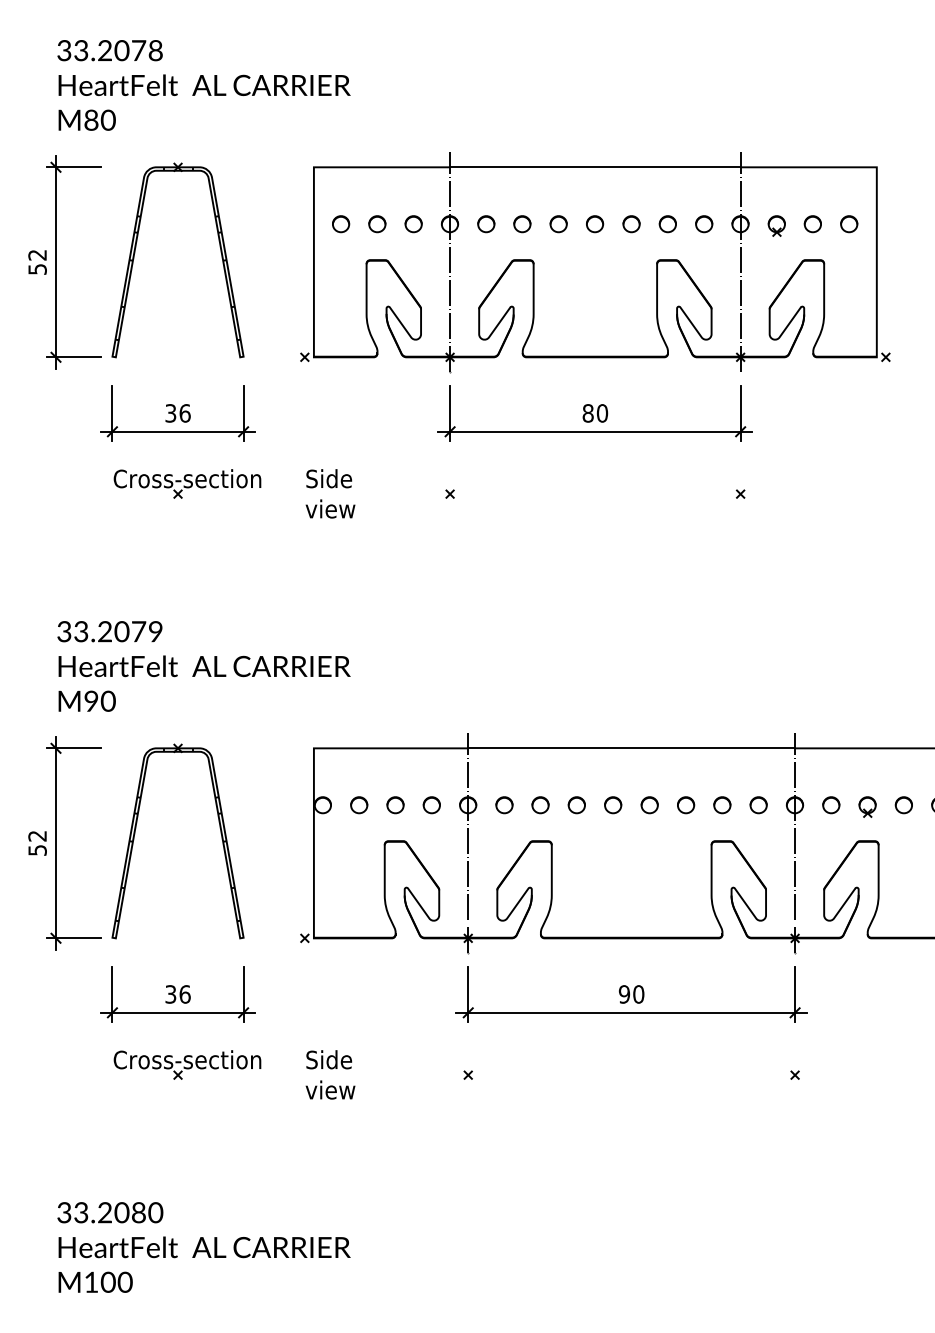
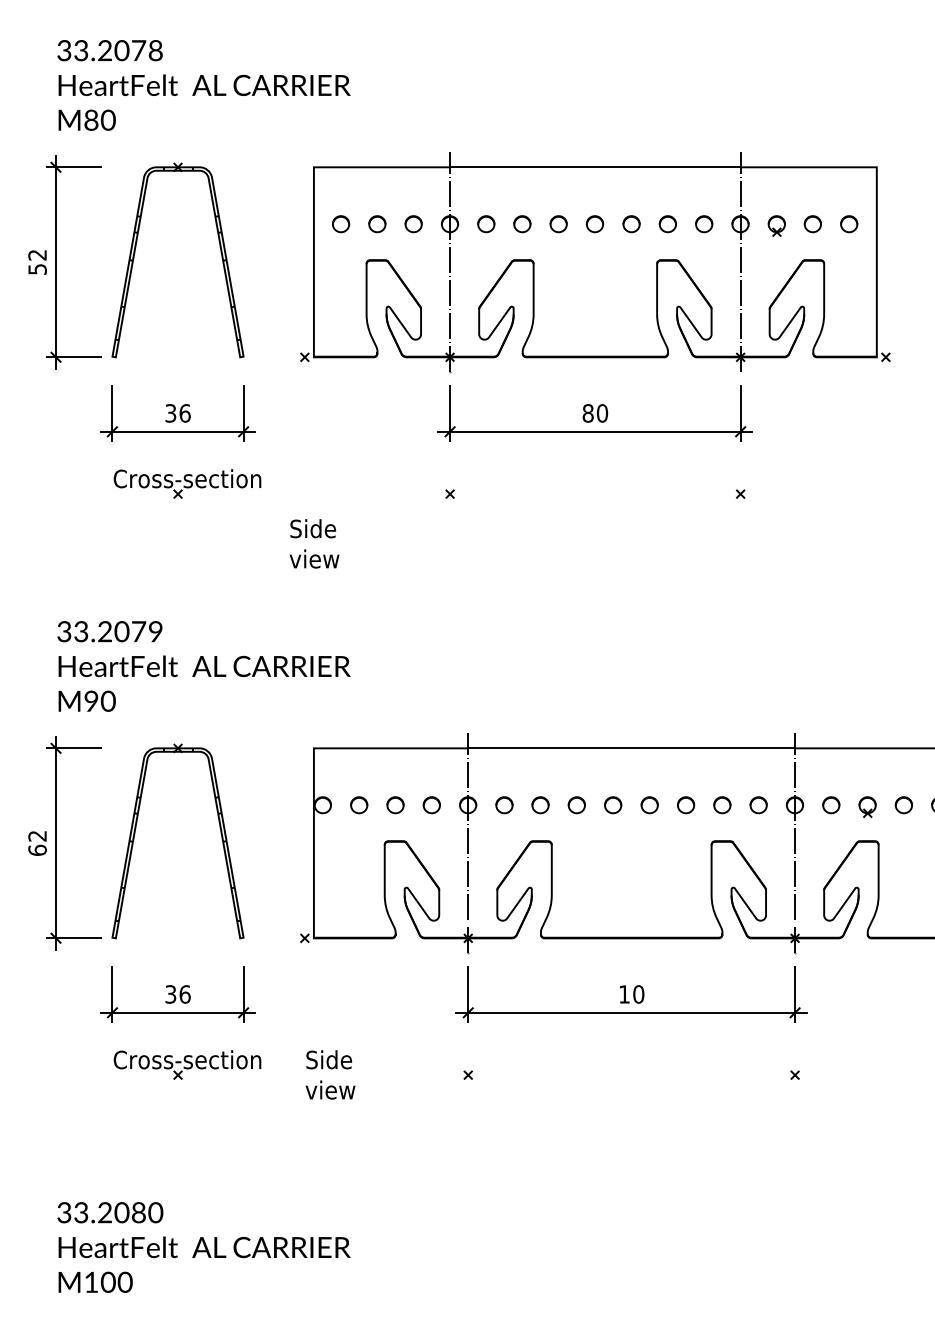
text position: (330, 493) -> (314, 543) (314, 543)
text: 52 -> 62 (37, 849)
text: 90 -> 10 (624, 994)
